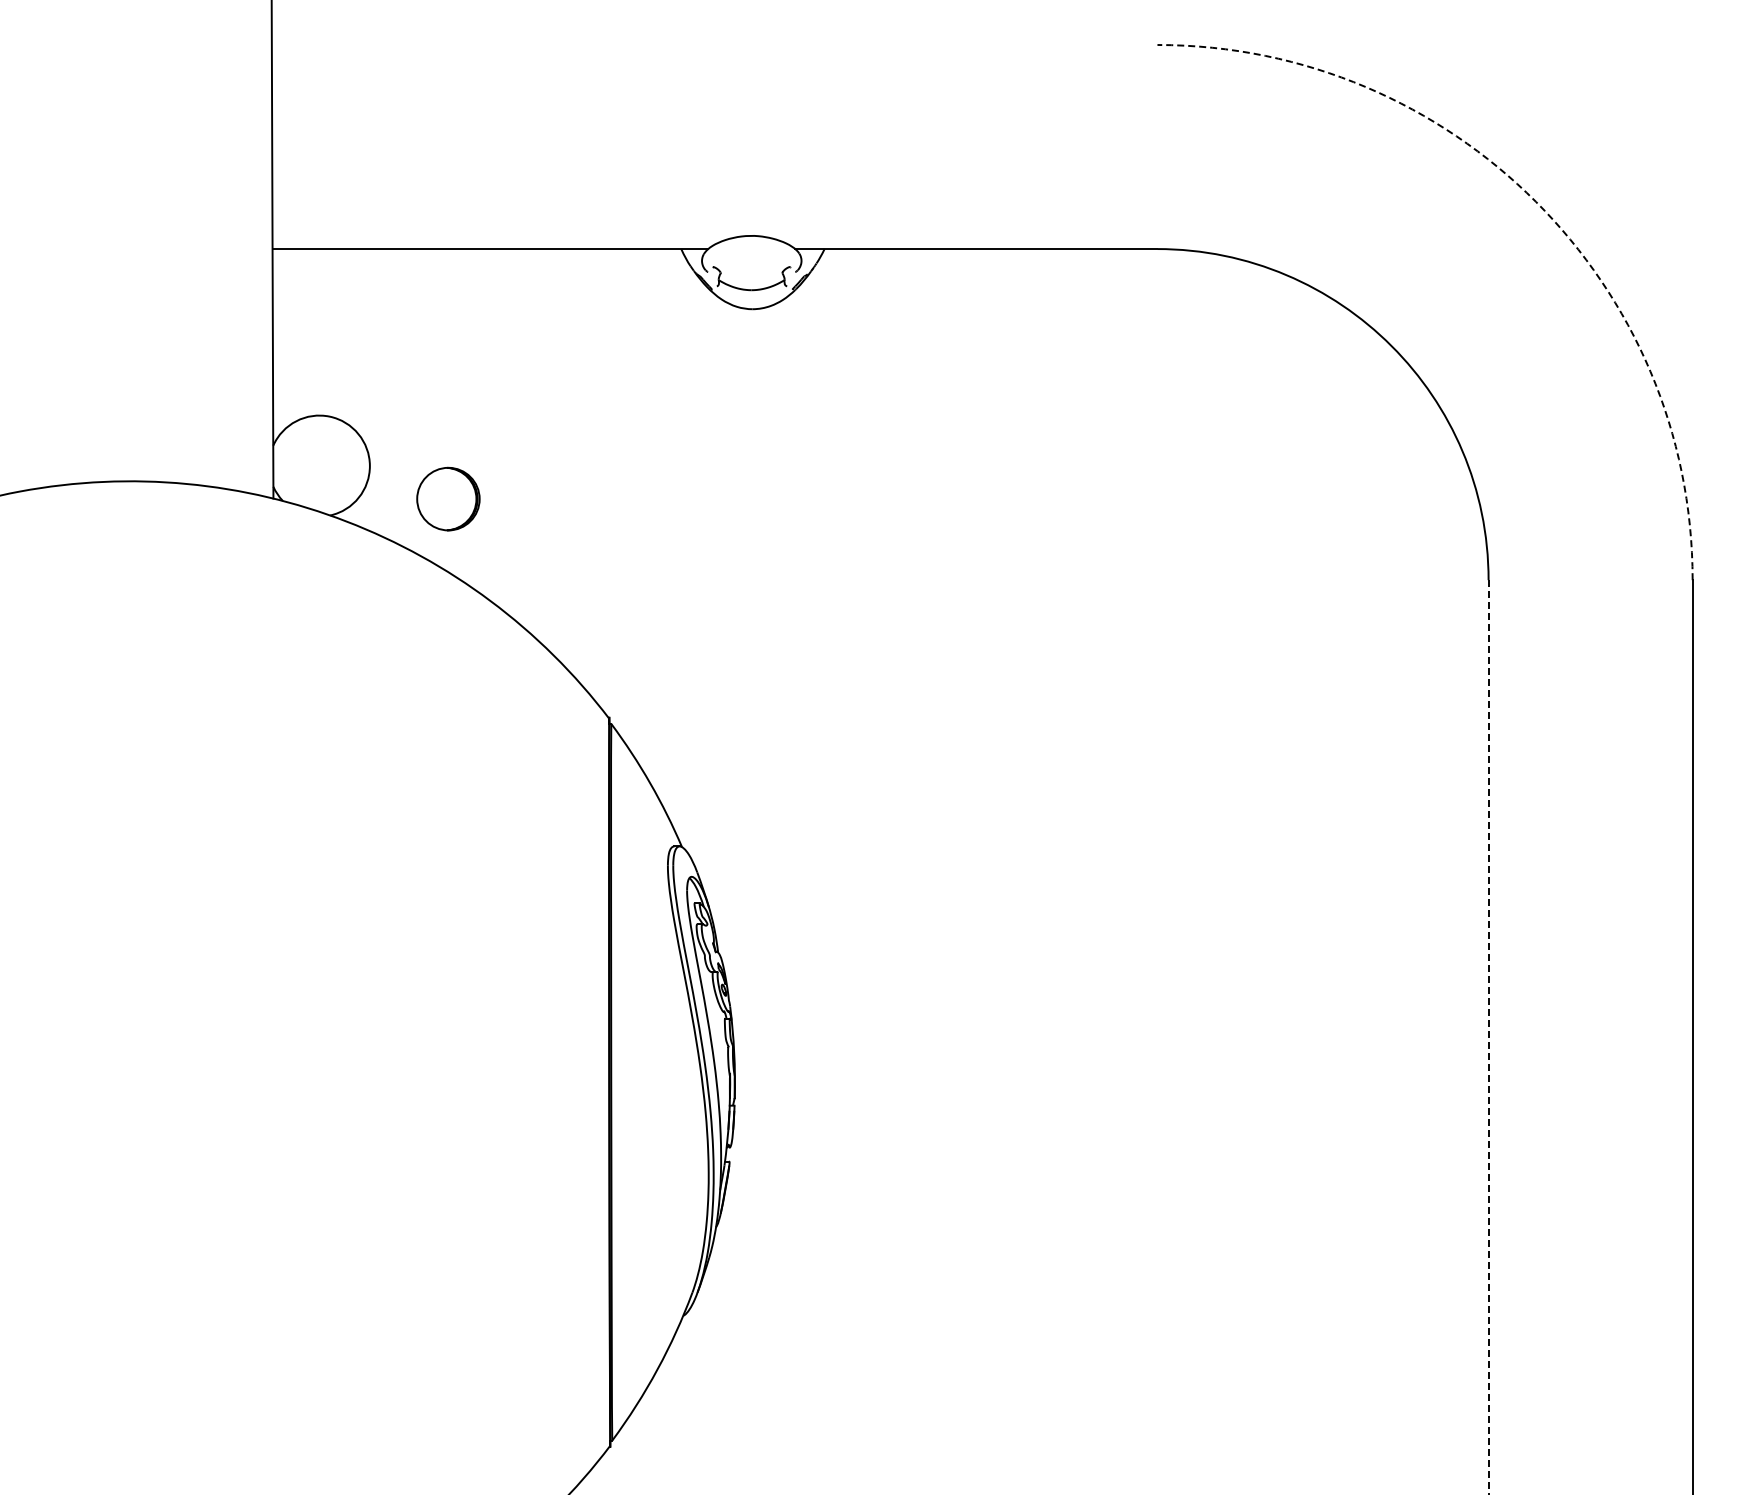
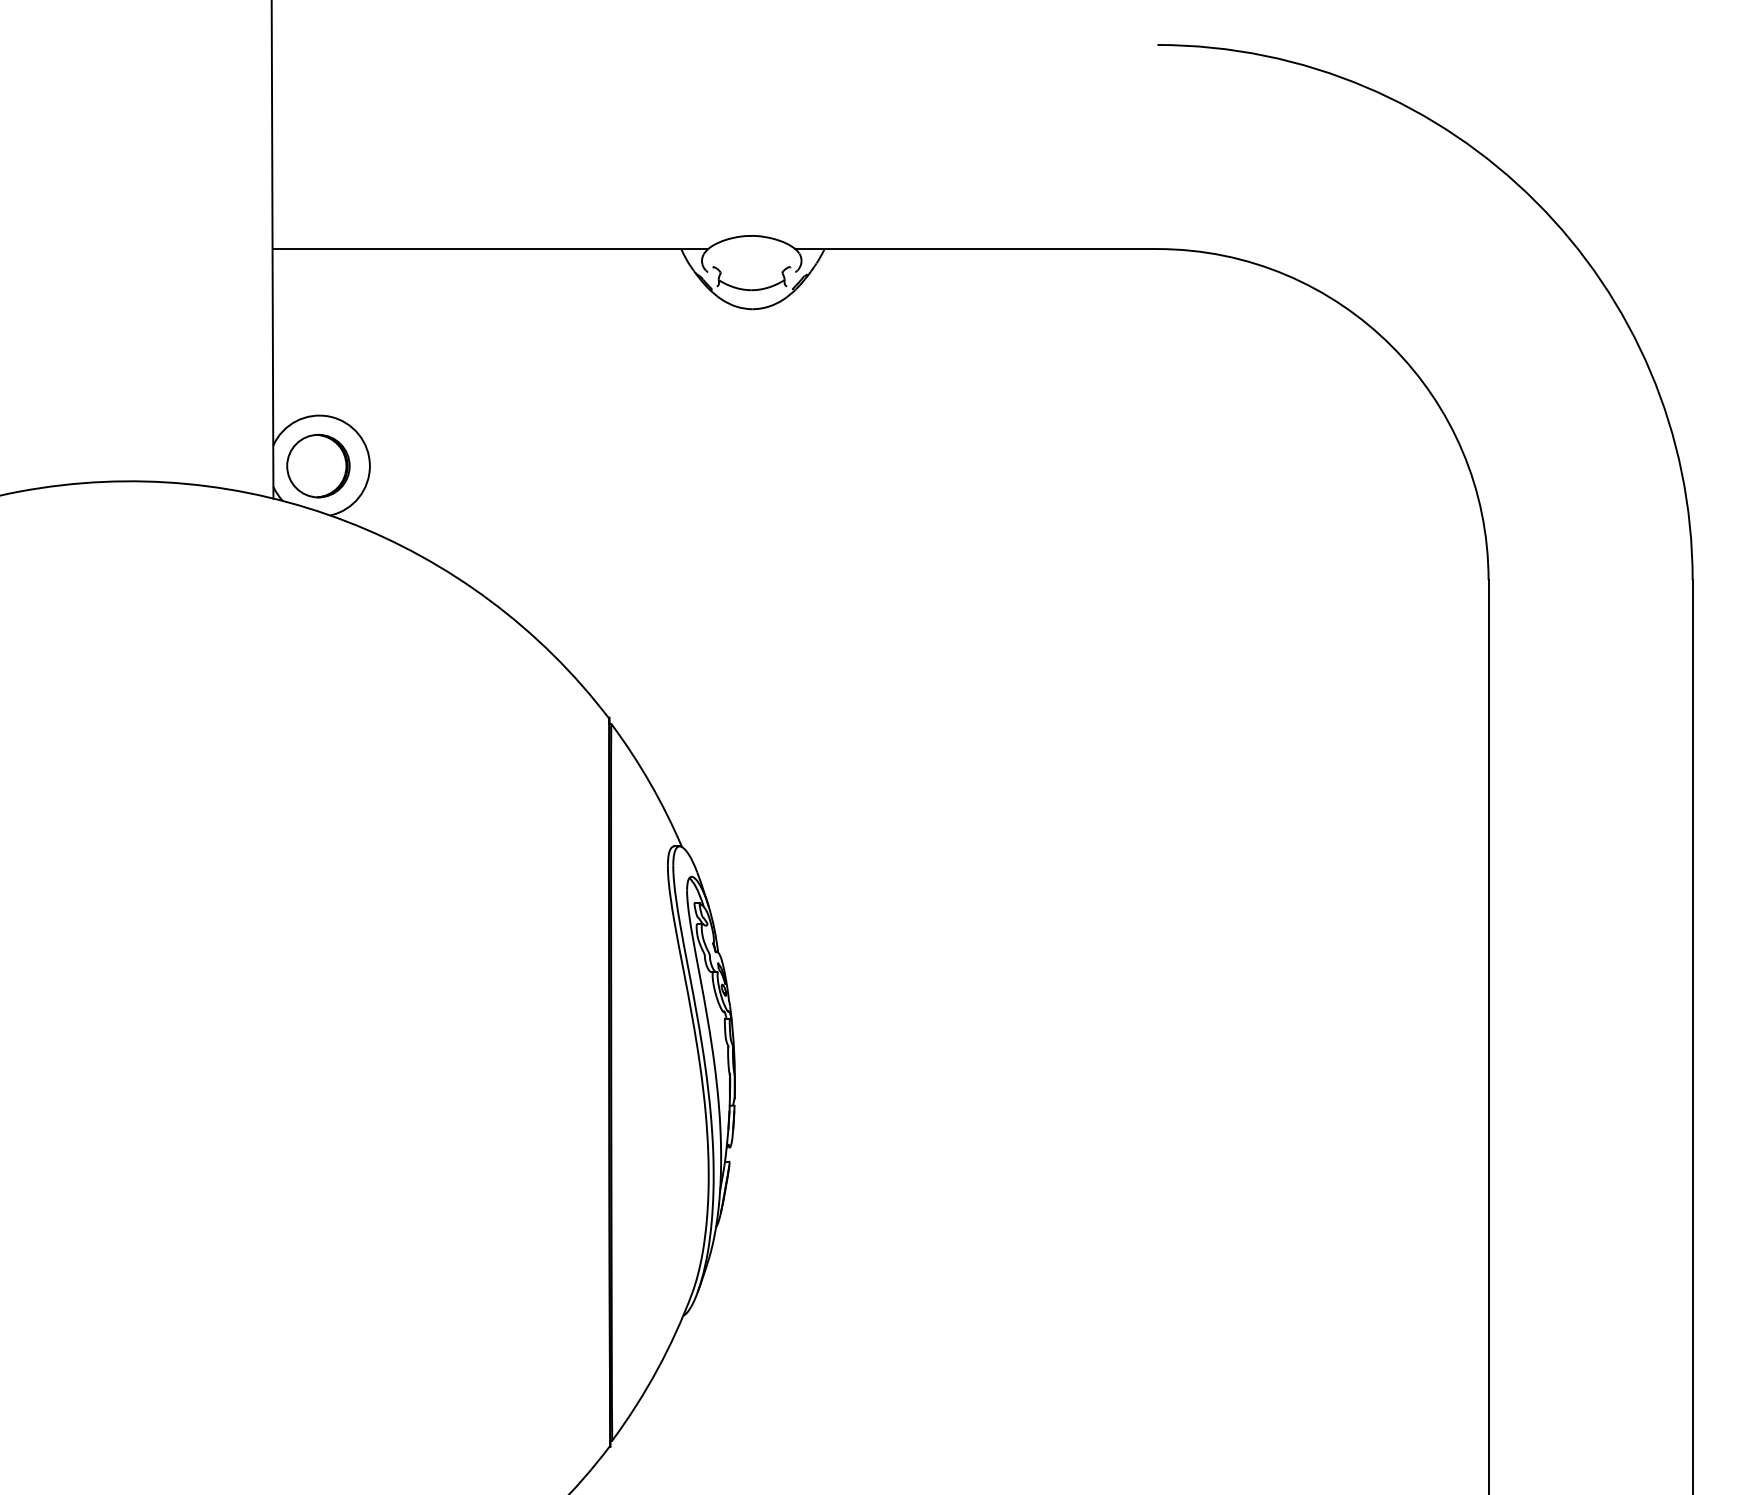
arc: dashed -> solid (1535, 201)
part position: (448, 498) -> (318, 465) (318, 465)
line: dashed -> solid (1488, 1037)
